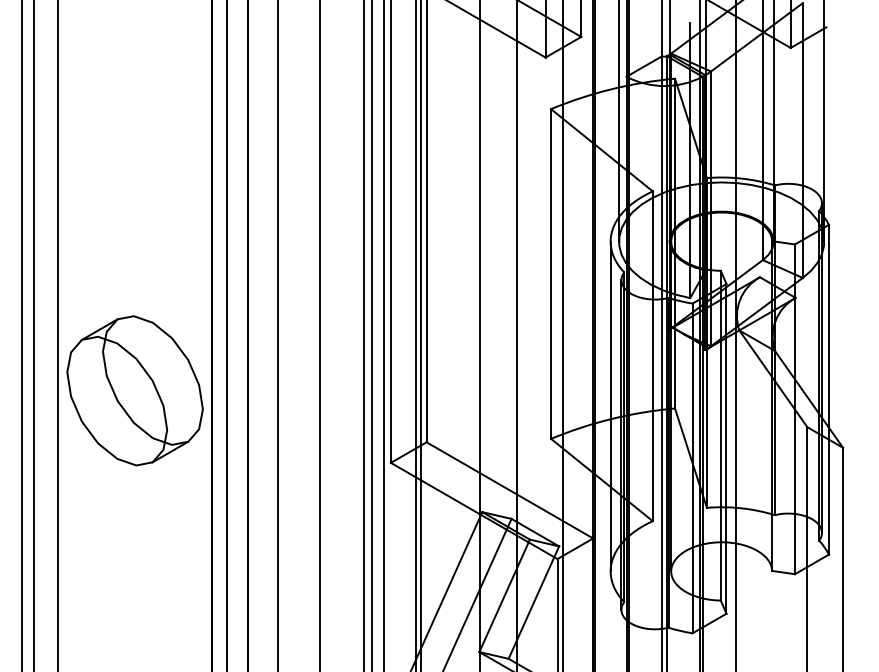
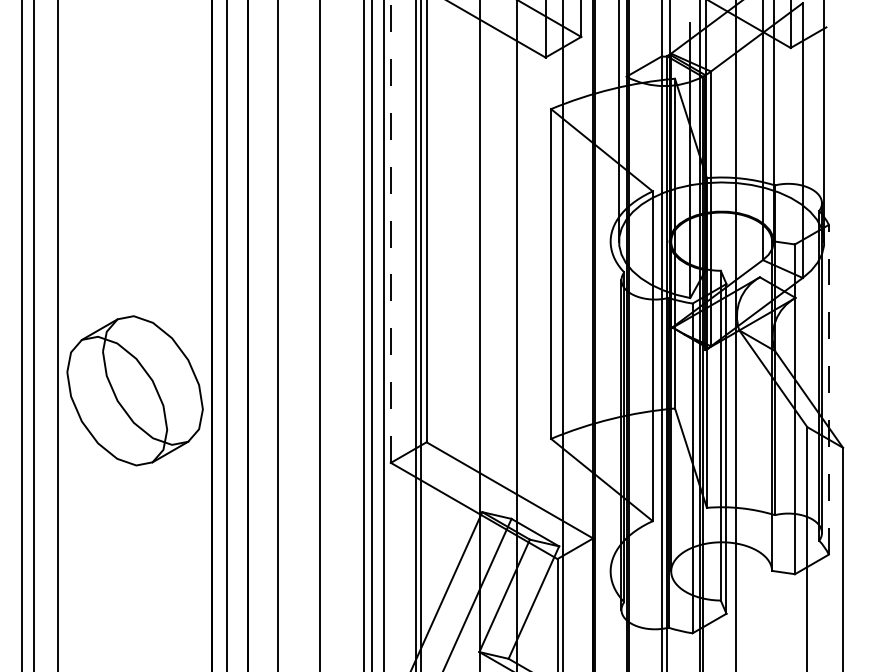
line: solid -> dashed (390, 231)
line: solid -> dashed (828, 389)
line: present -> none (610, 406)
